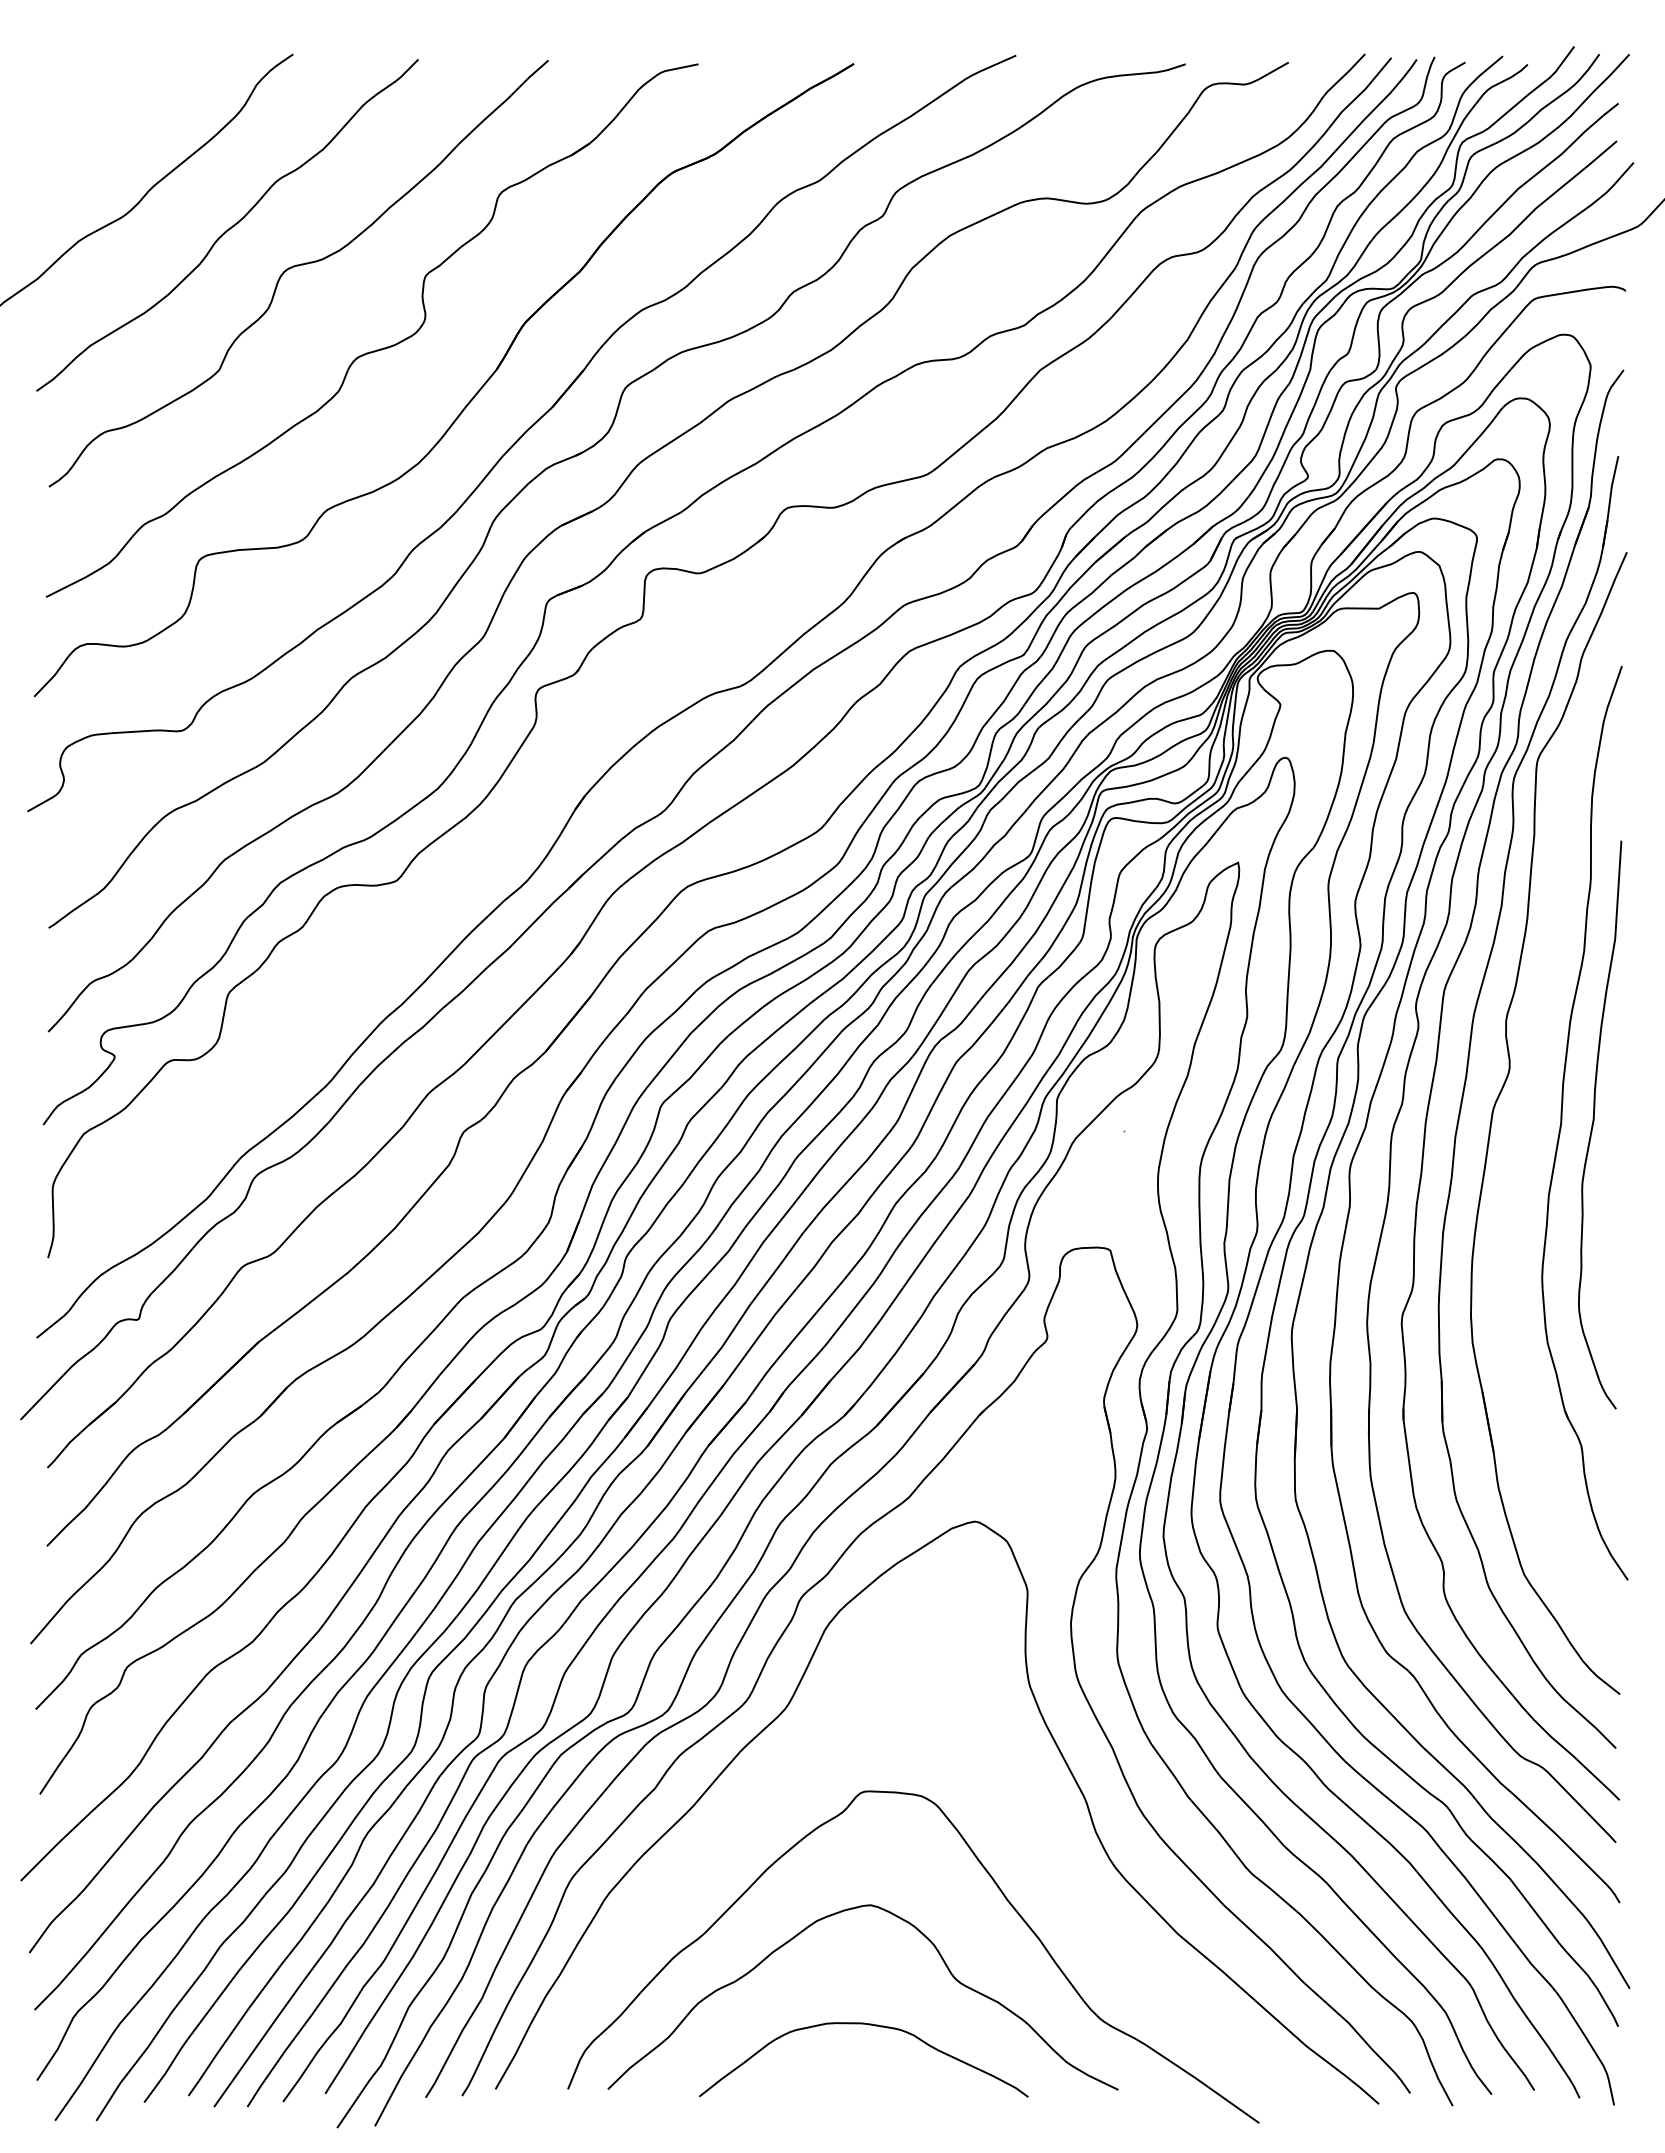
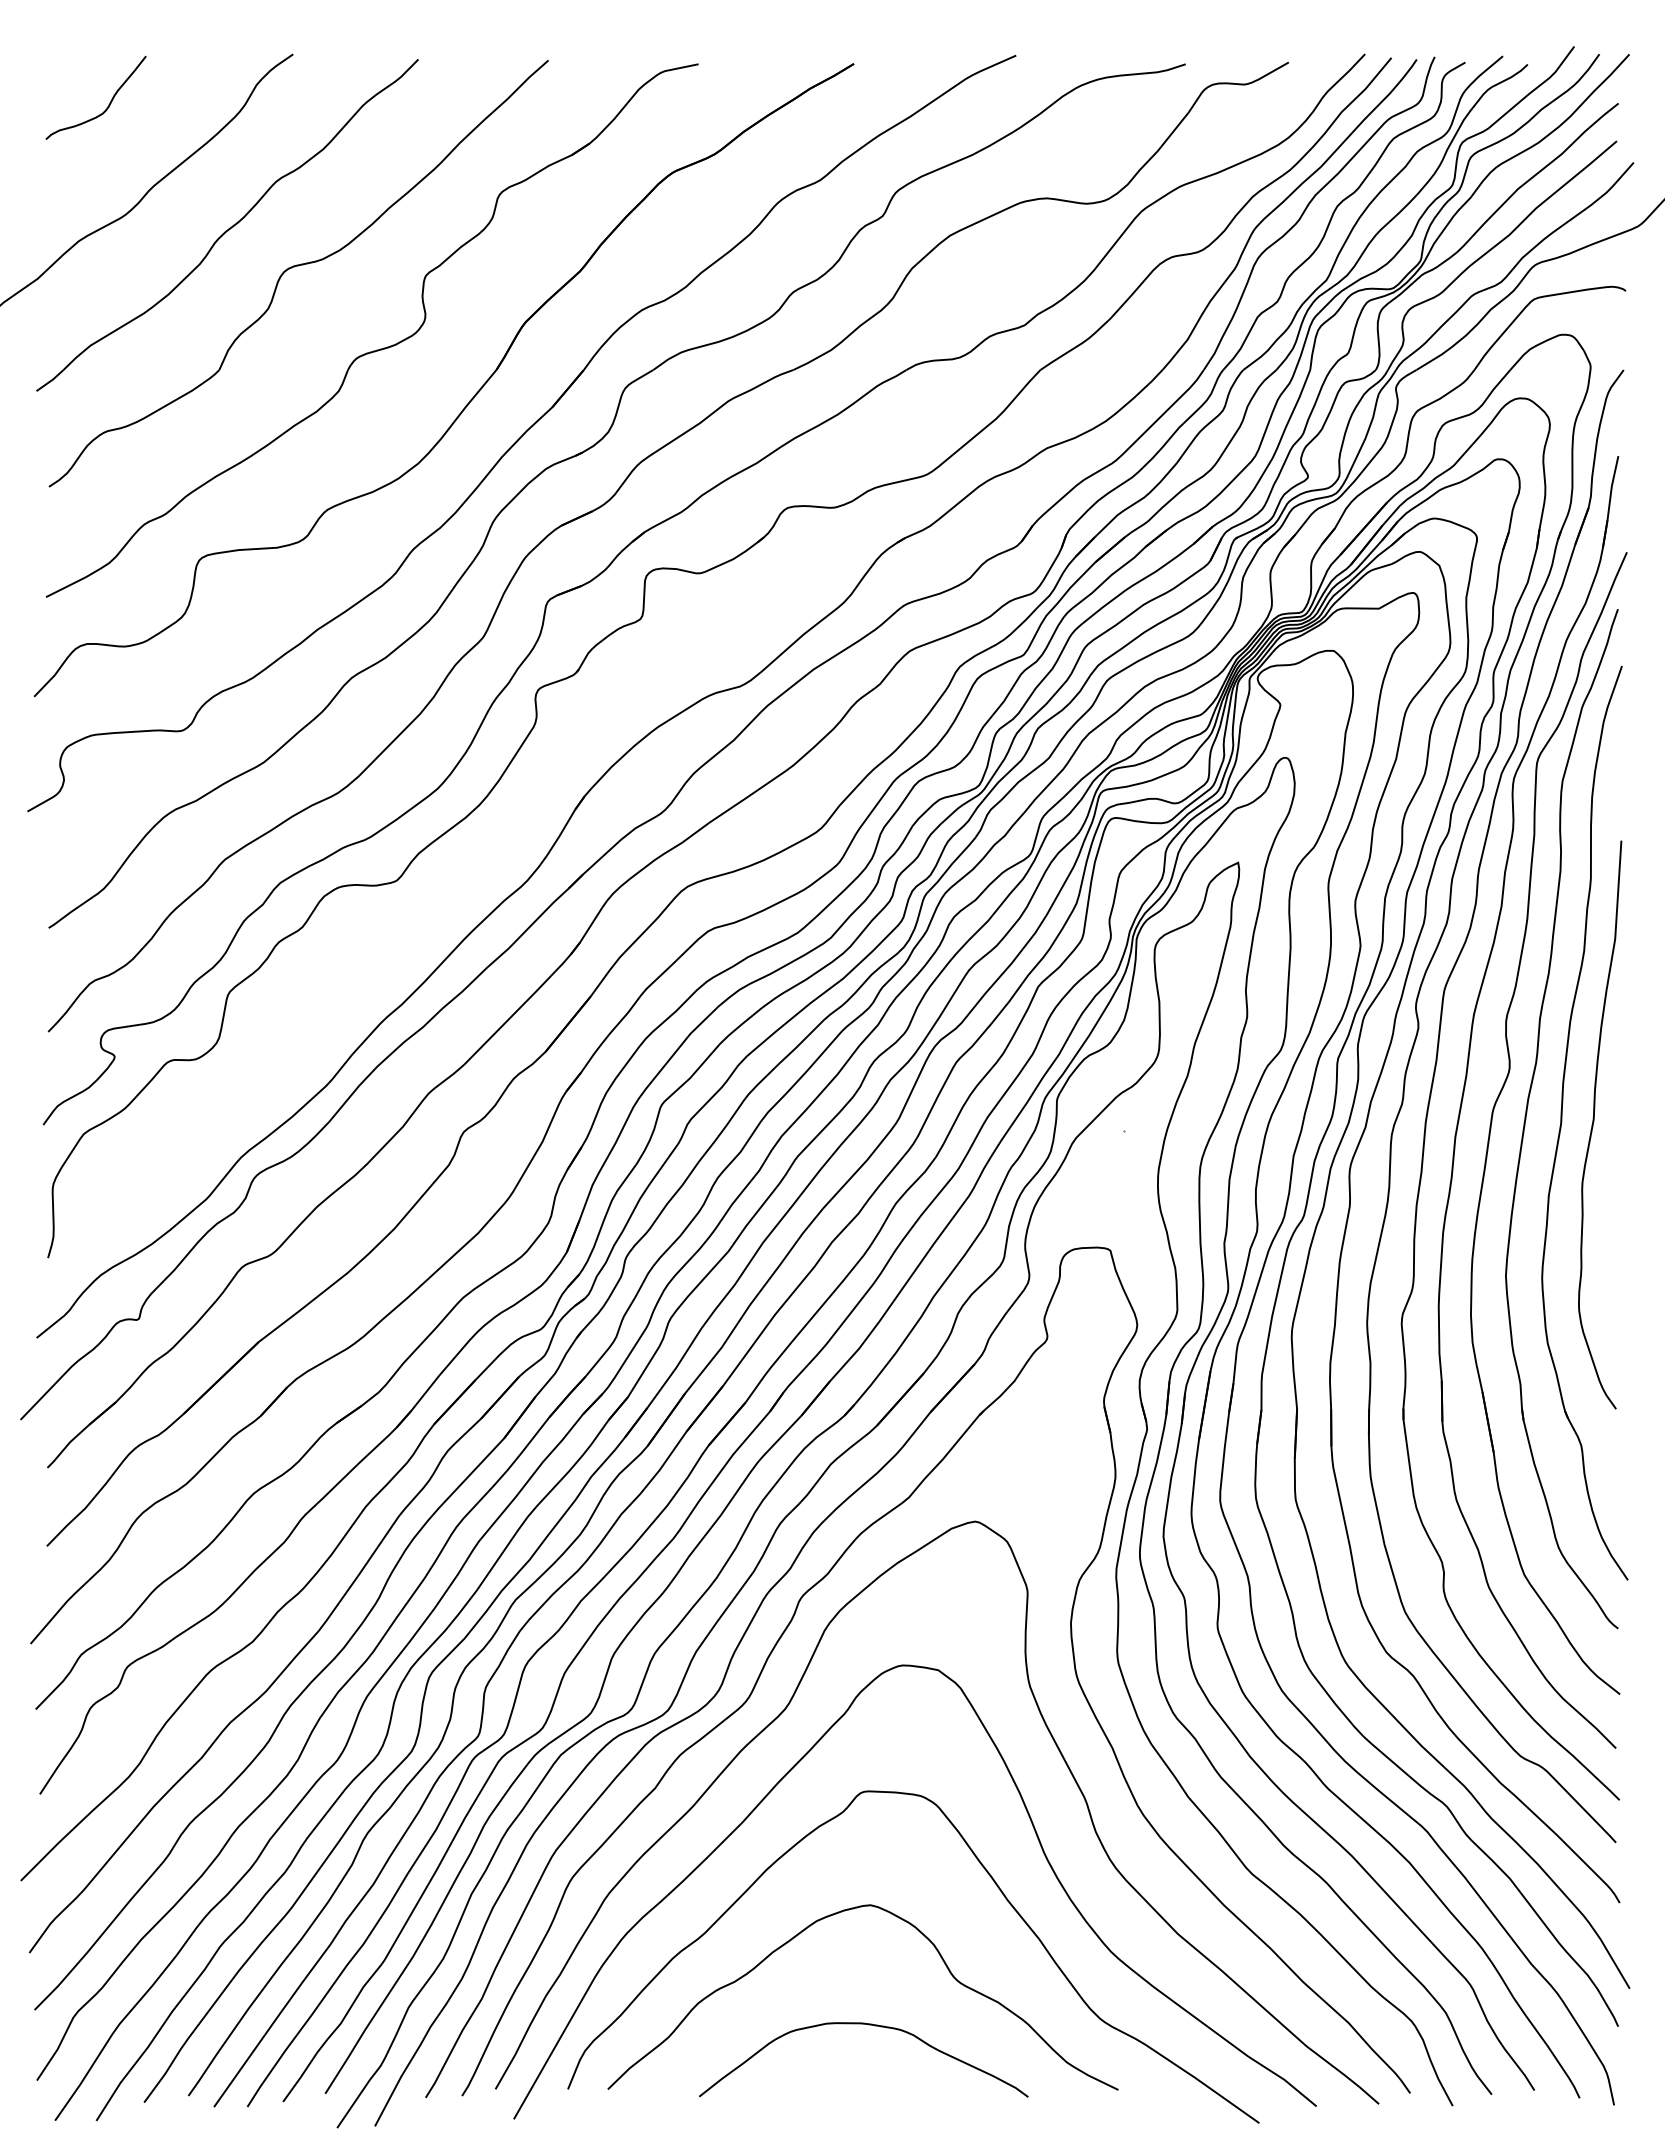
curve: none -> present (108, 104)
part: none -> present (1527, 1113)
curve: none -> present (1037, 1839)
